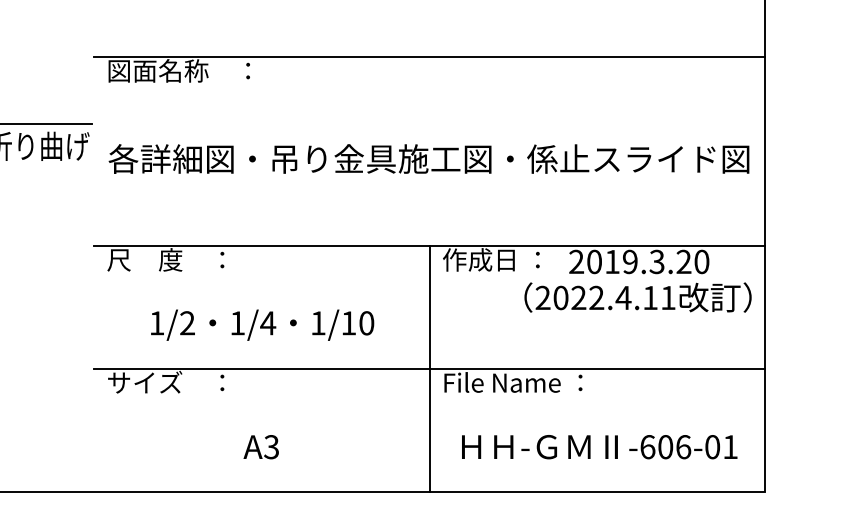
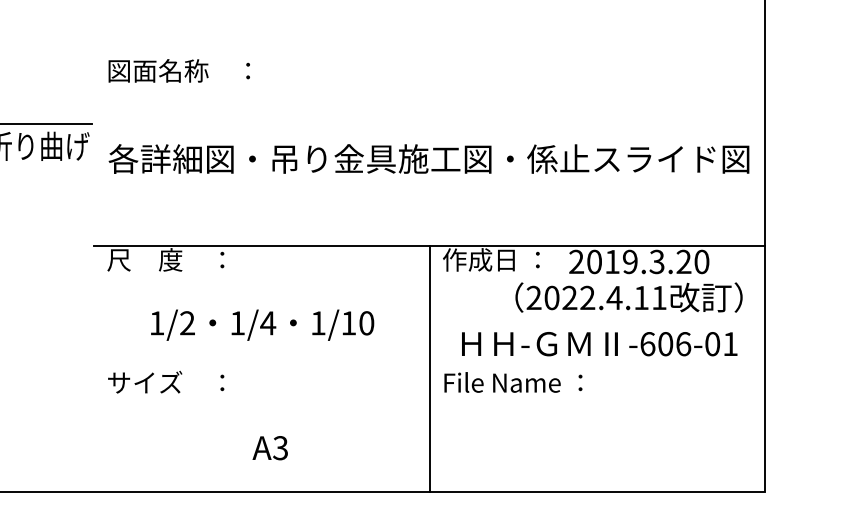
line: present -> none (429, 57)
text position: (637, 297) -> (628, 297) (628, 297)
line: present -> none (429, 369)
text position: (260, 447) -> (269, 448) (269, 448)
text position: (599, 447) -> (599, 344) (599, 344)
